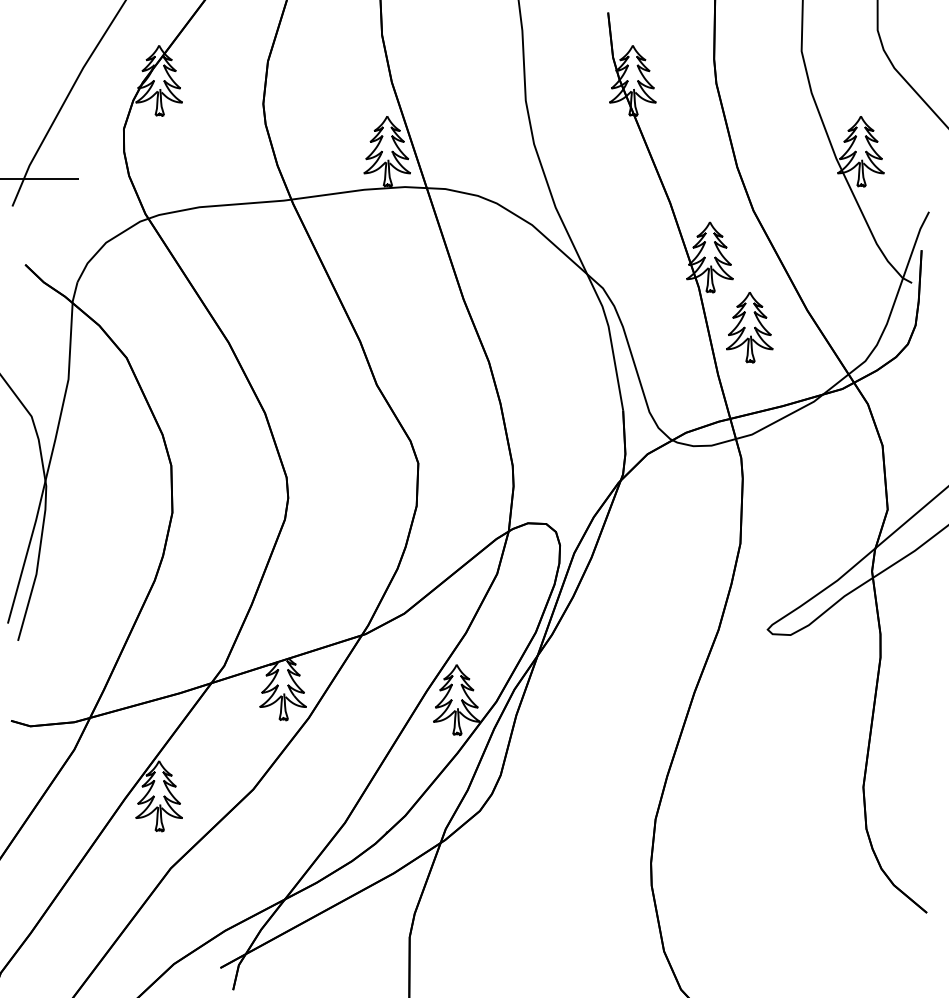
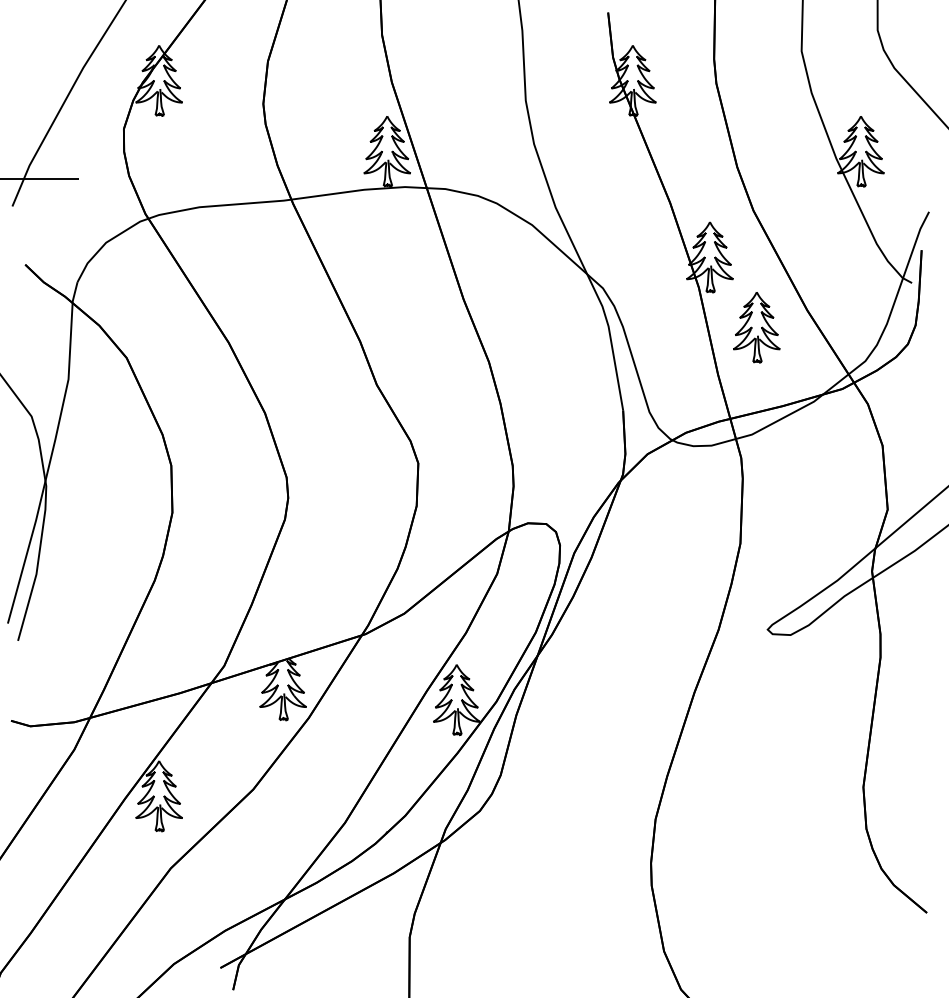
part position: (749, 327) -> (756, 327) (756, 327)
